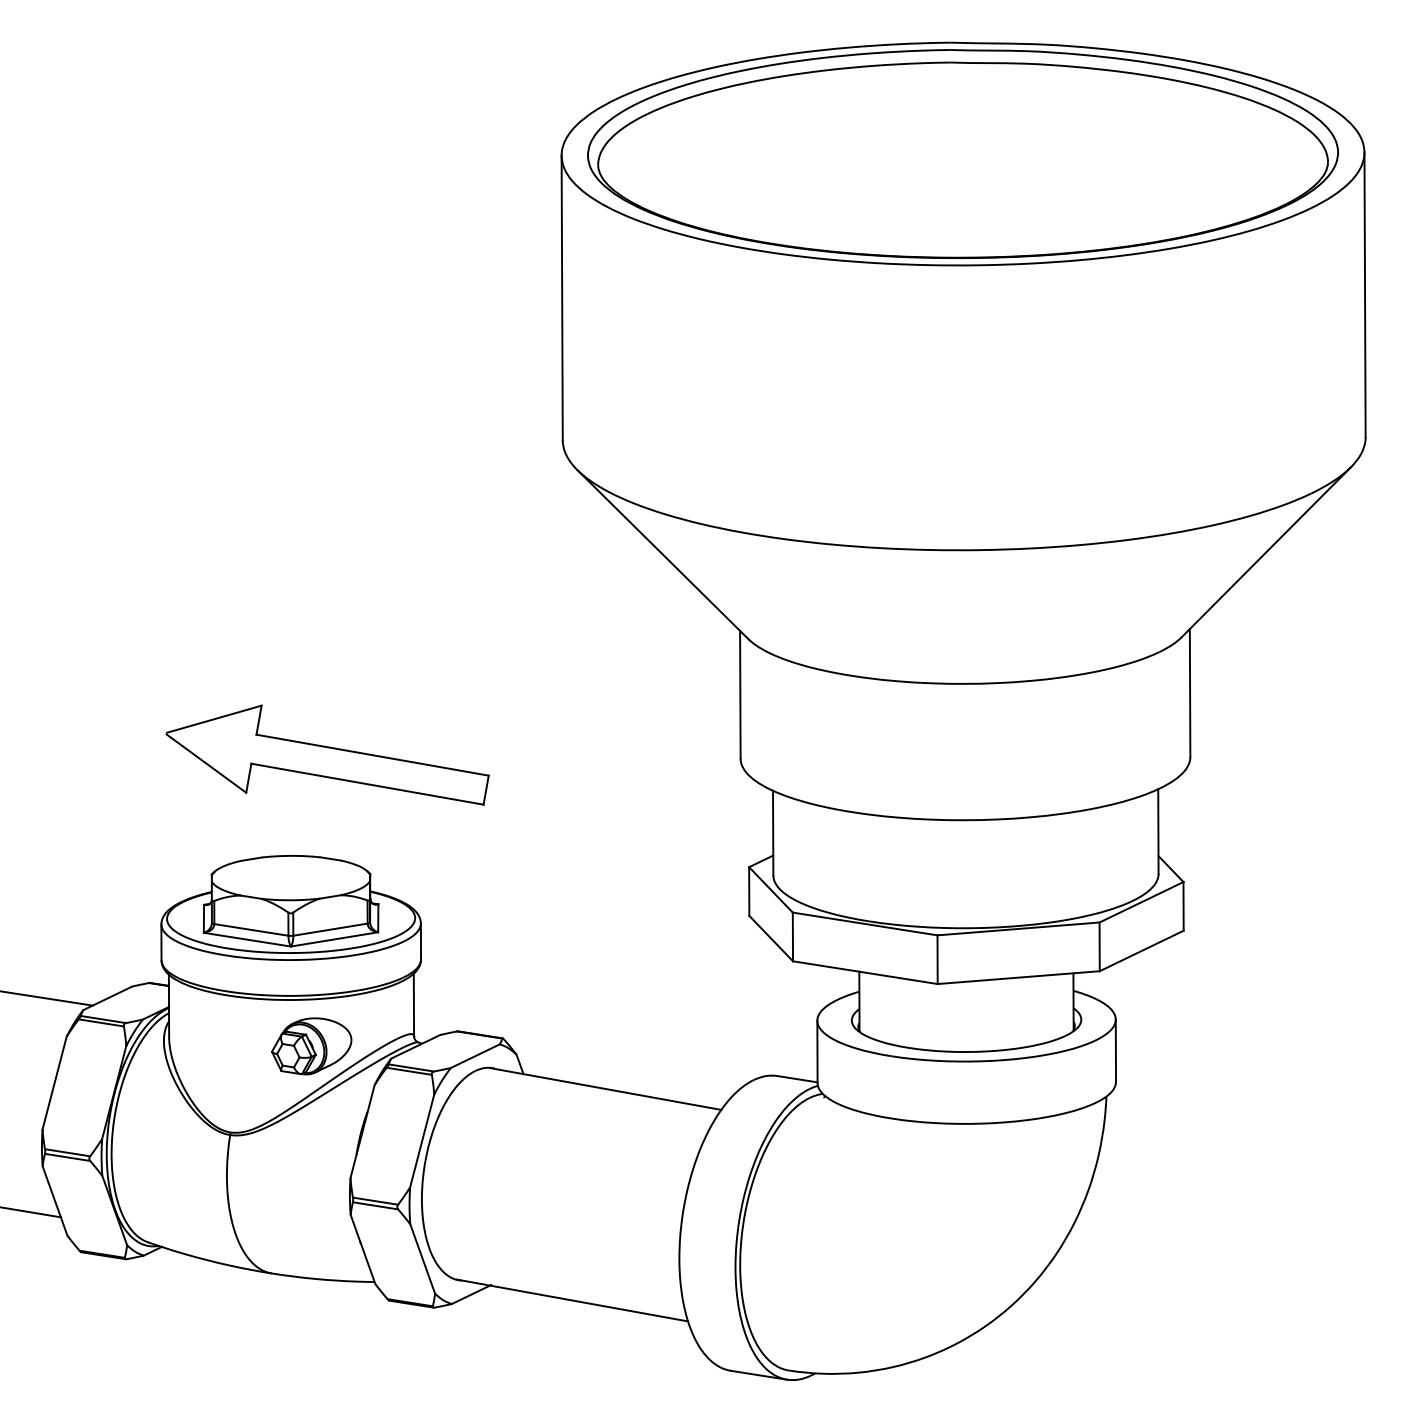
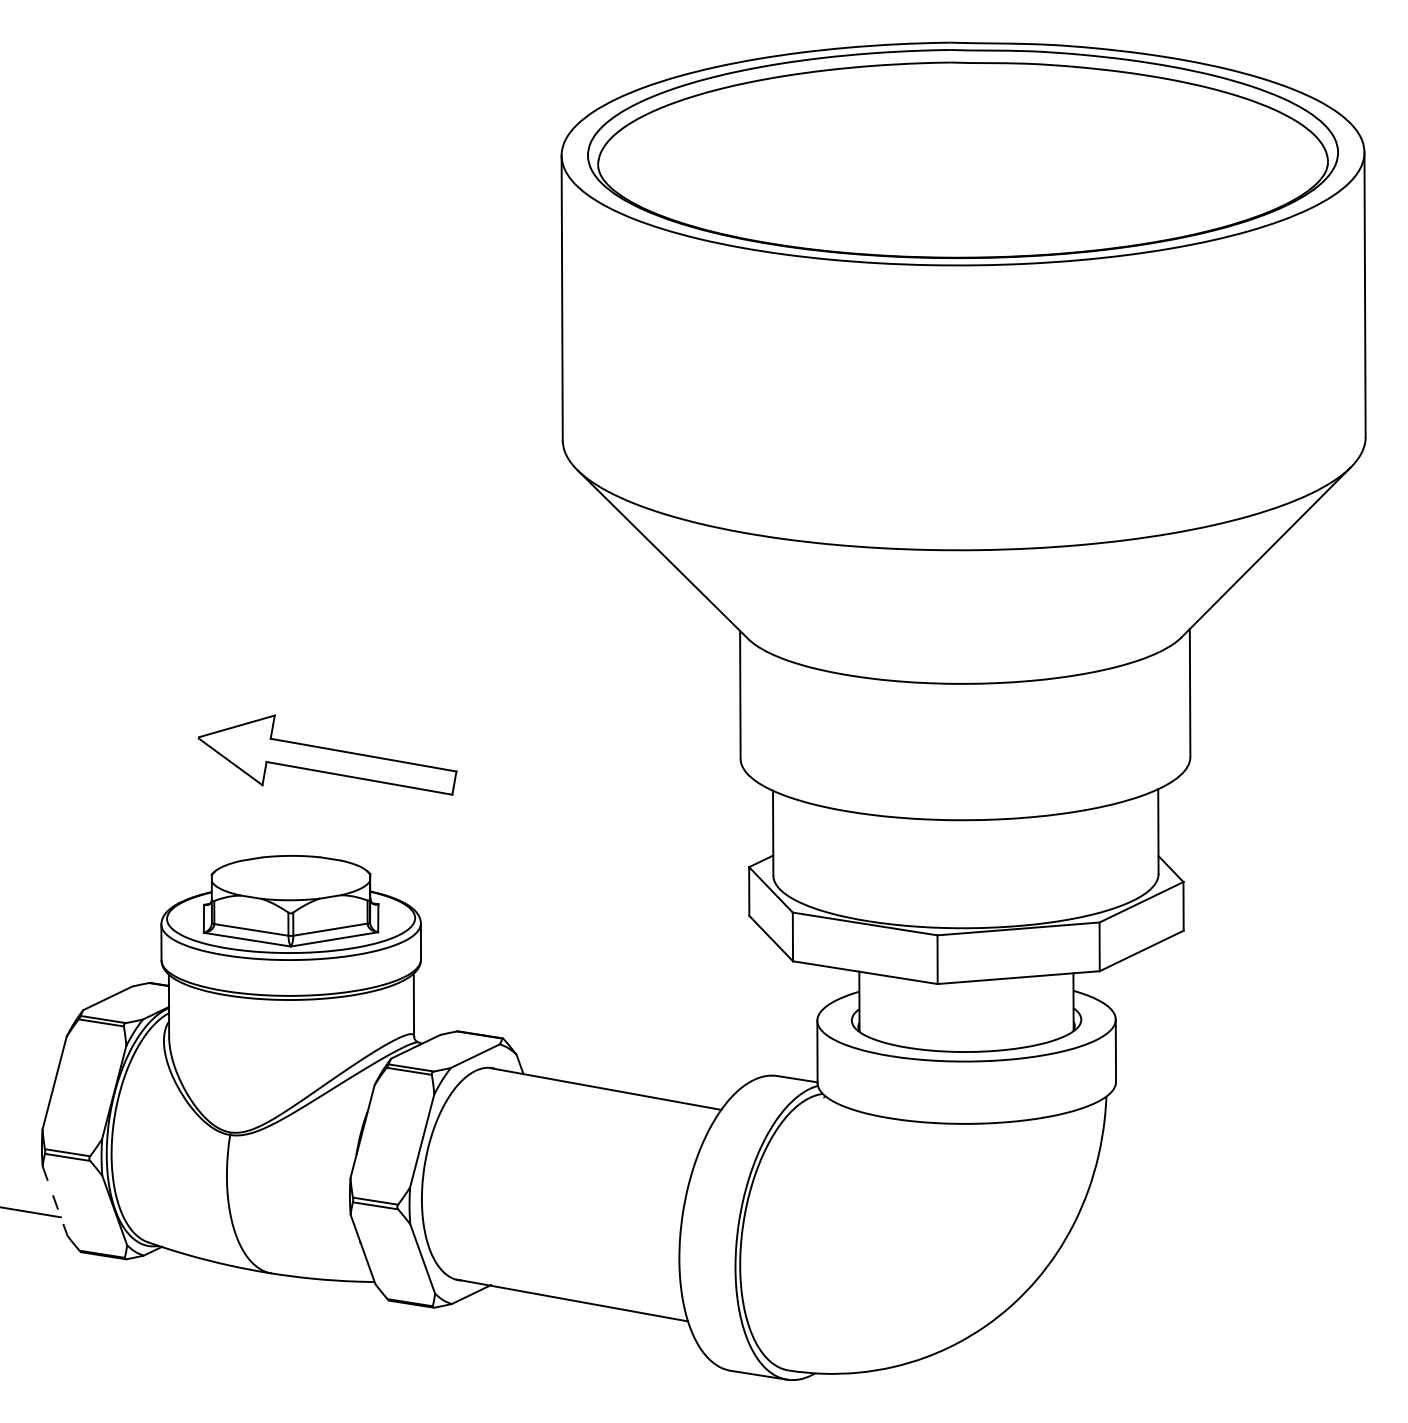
part size: 325x102 px -> 261x82 px (327, 754)
line: present -> none (47, 998)
part: present -> none (311, 1046)
line: solid -> dashed (55, 1201)
